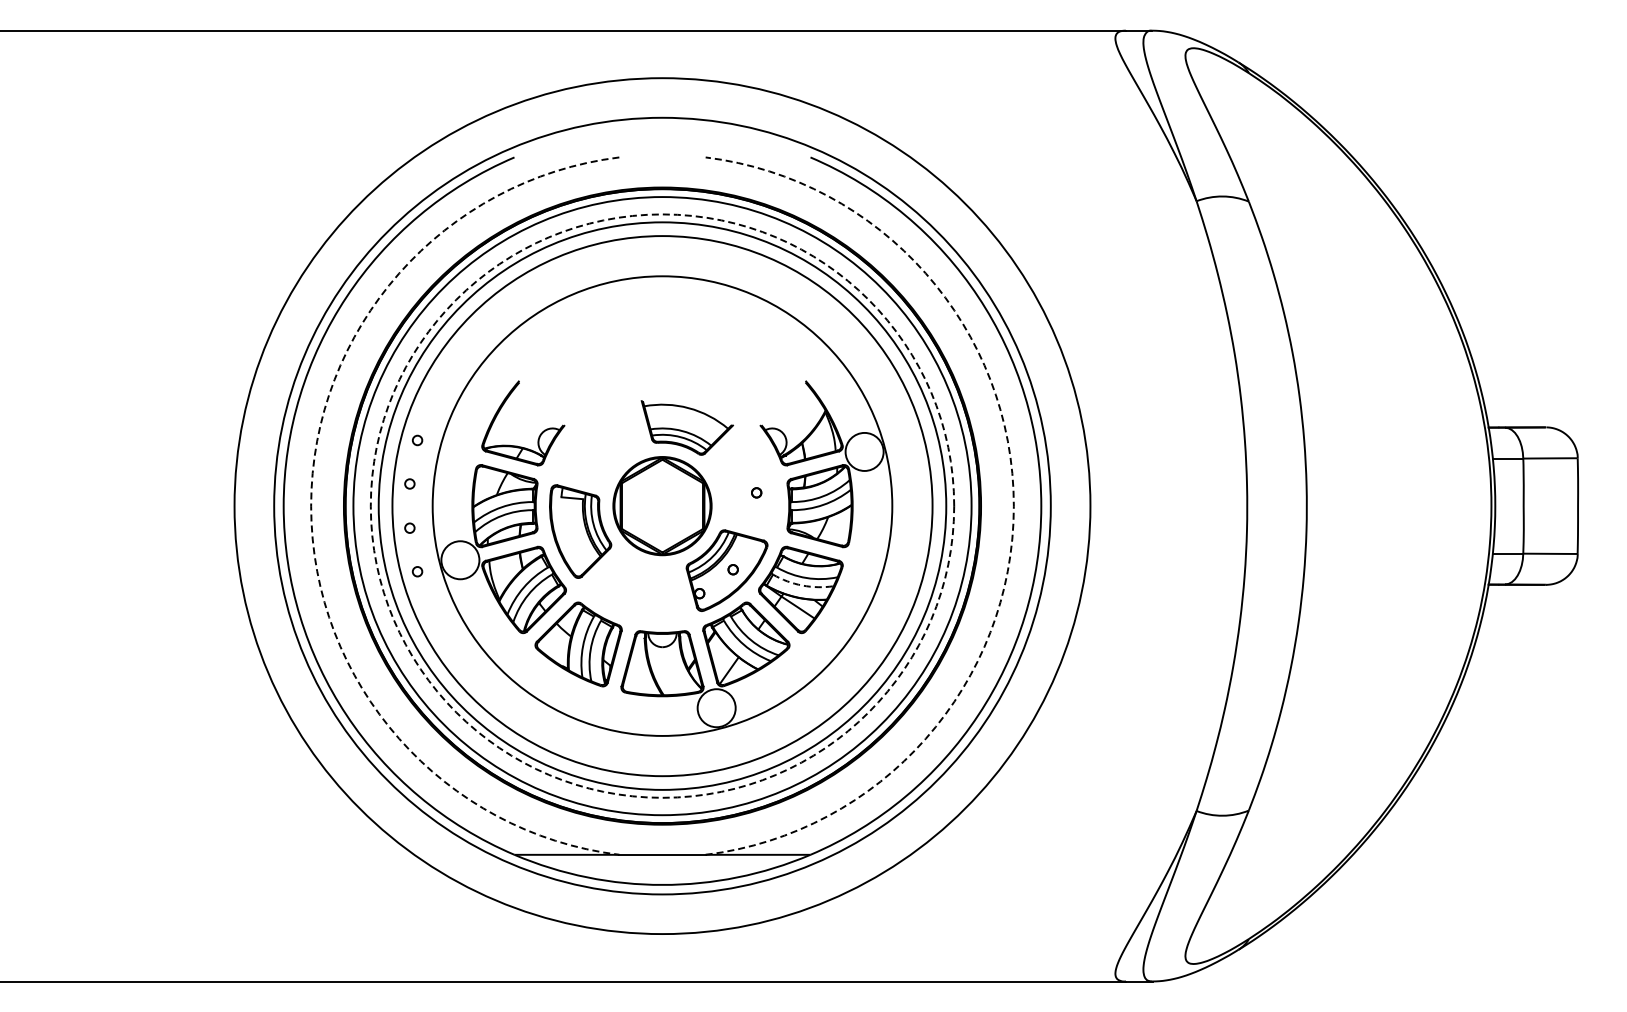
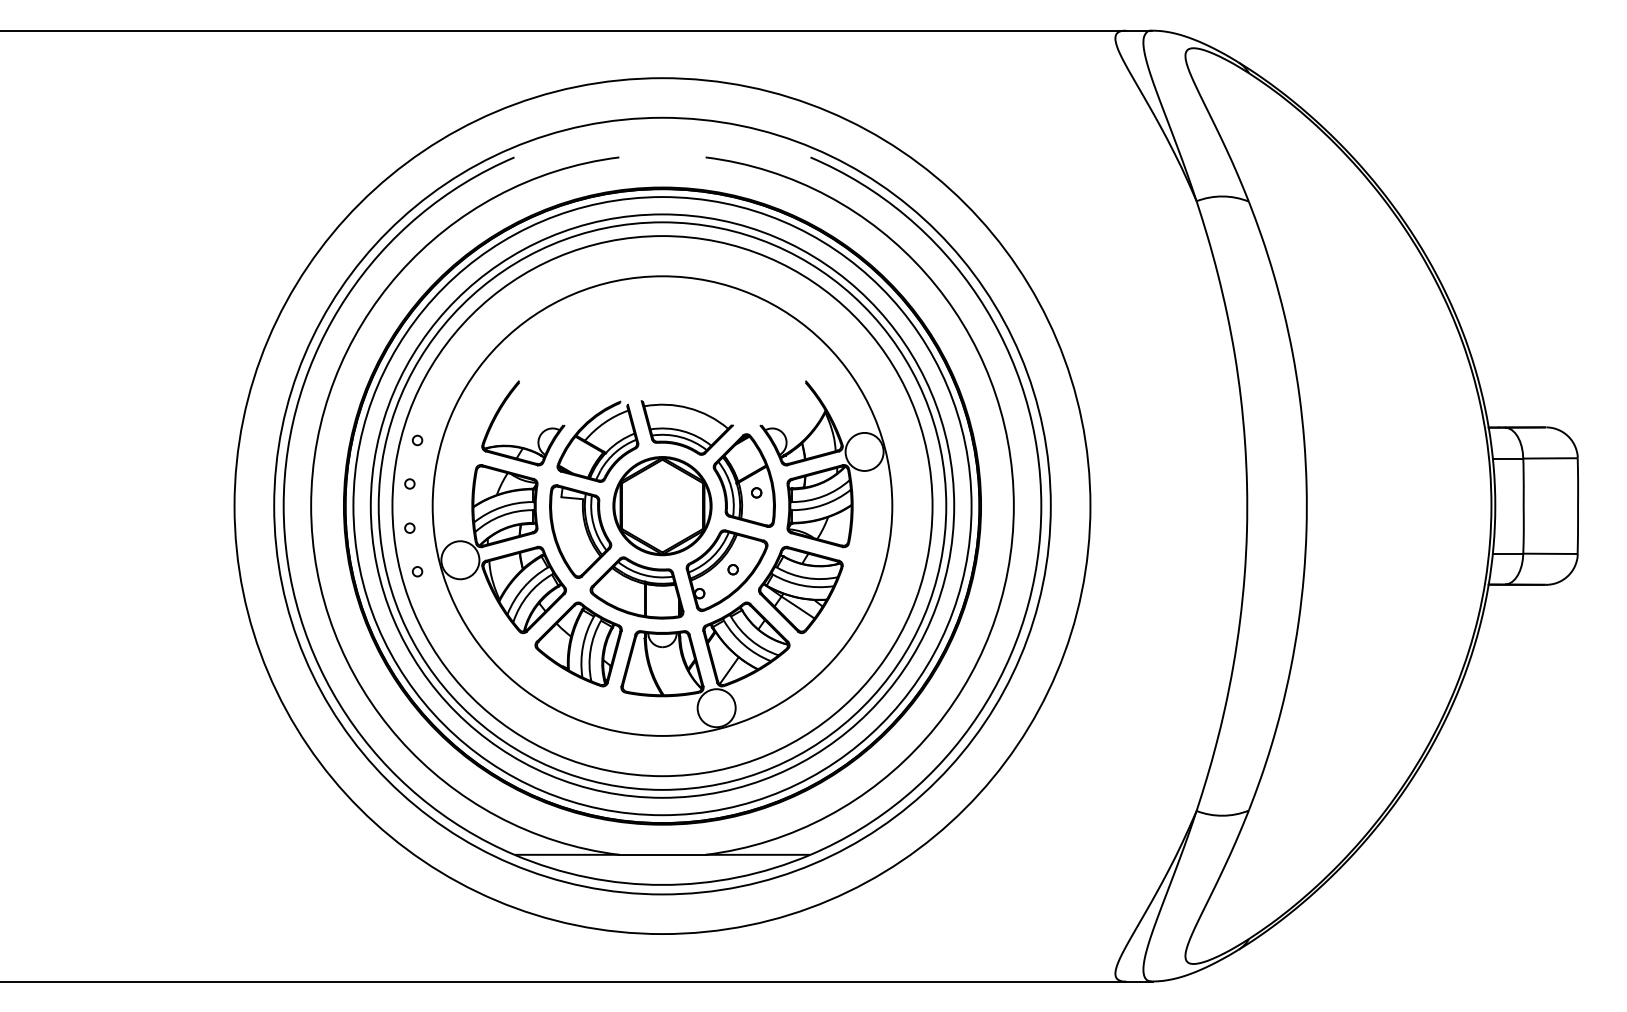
part: none -> present (597, 441)
part: none -> present (743, 480)
circle: dashed -> solid (662, 505)
arc: dashed -> solid (311, 506)
arc: dashed -> solid (1013, 506)
arc: dashed -> solid (802, 585)
part: none -> present (636, 587)
